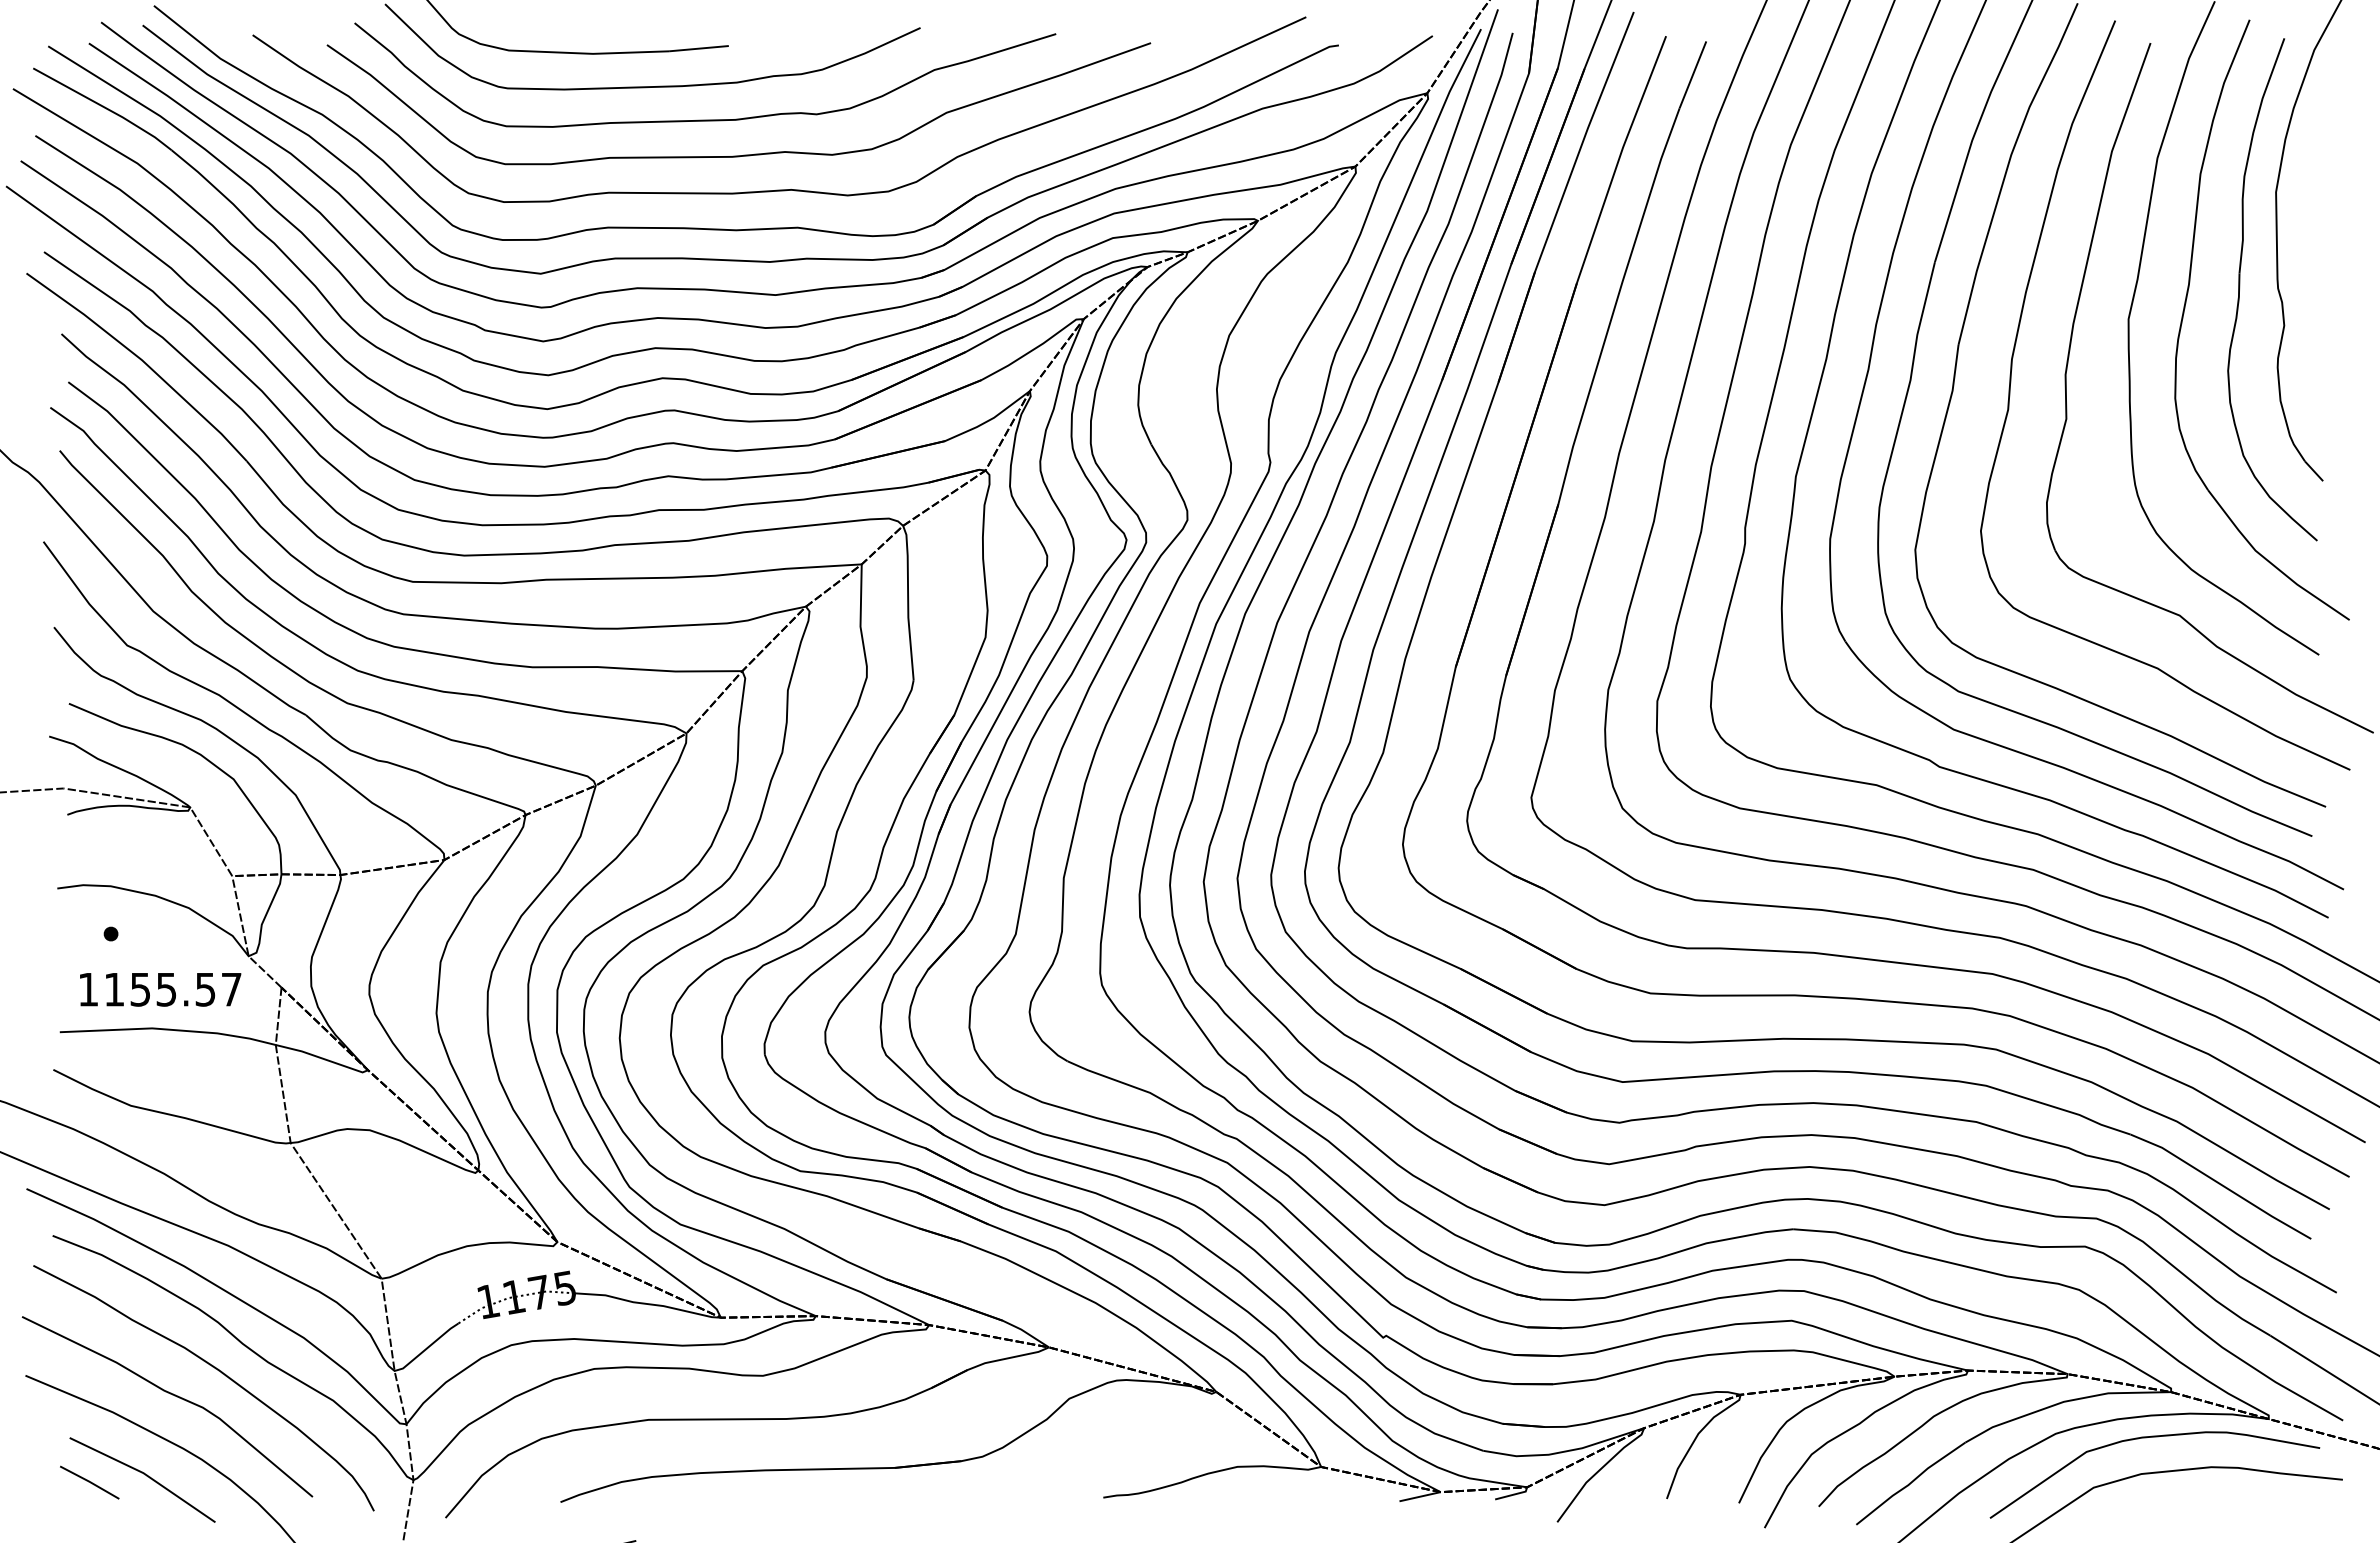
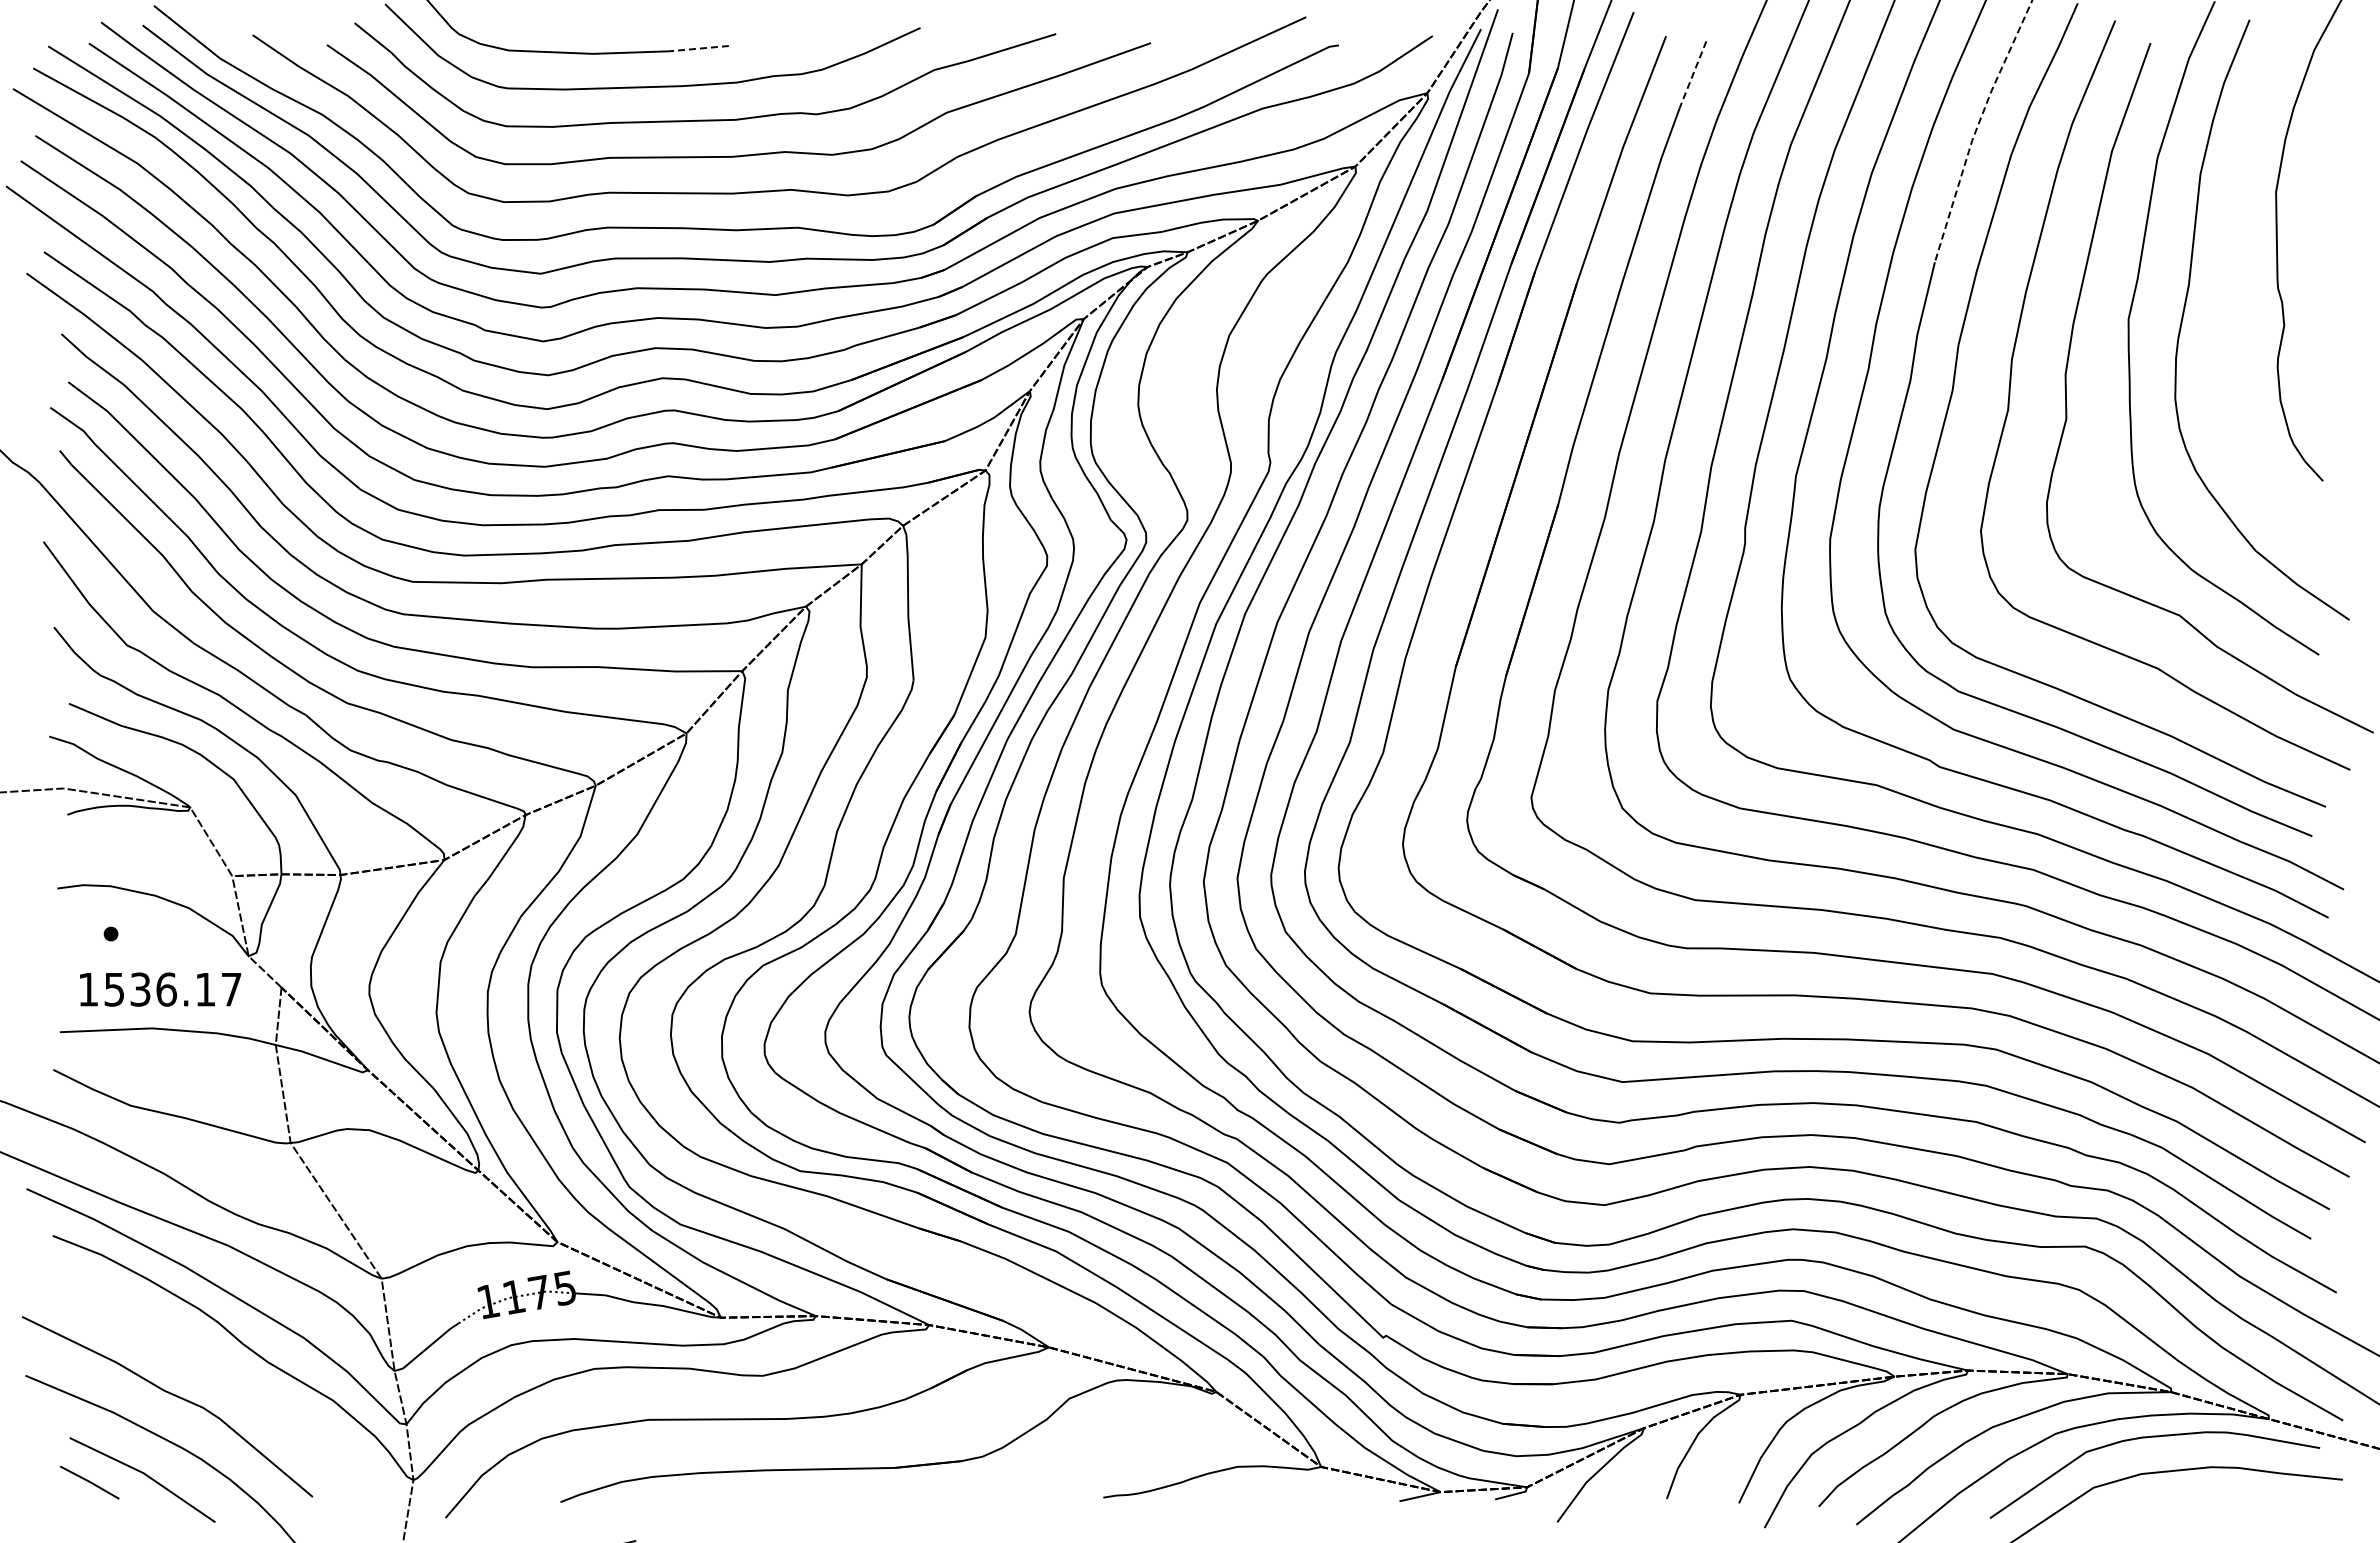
line: solid -> dashed (698, 48)
line: solid -> dashed (1692, 75)
line: solid -> dashed (1976, 128)
part: present -> none (2240, 287)
text: 1155.57 -> 1536.17 (159, 989)
curve: present -> none (215, 1369)
